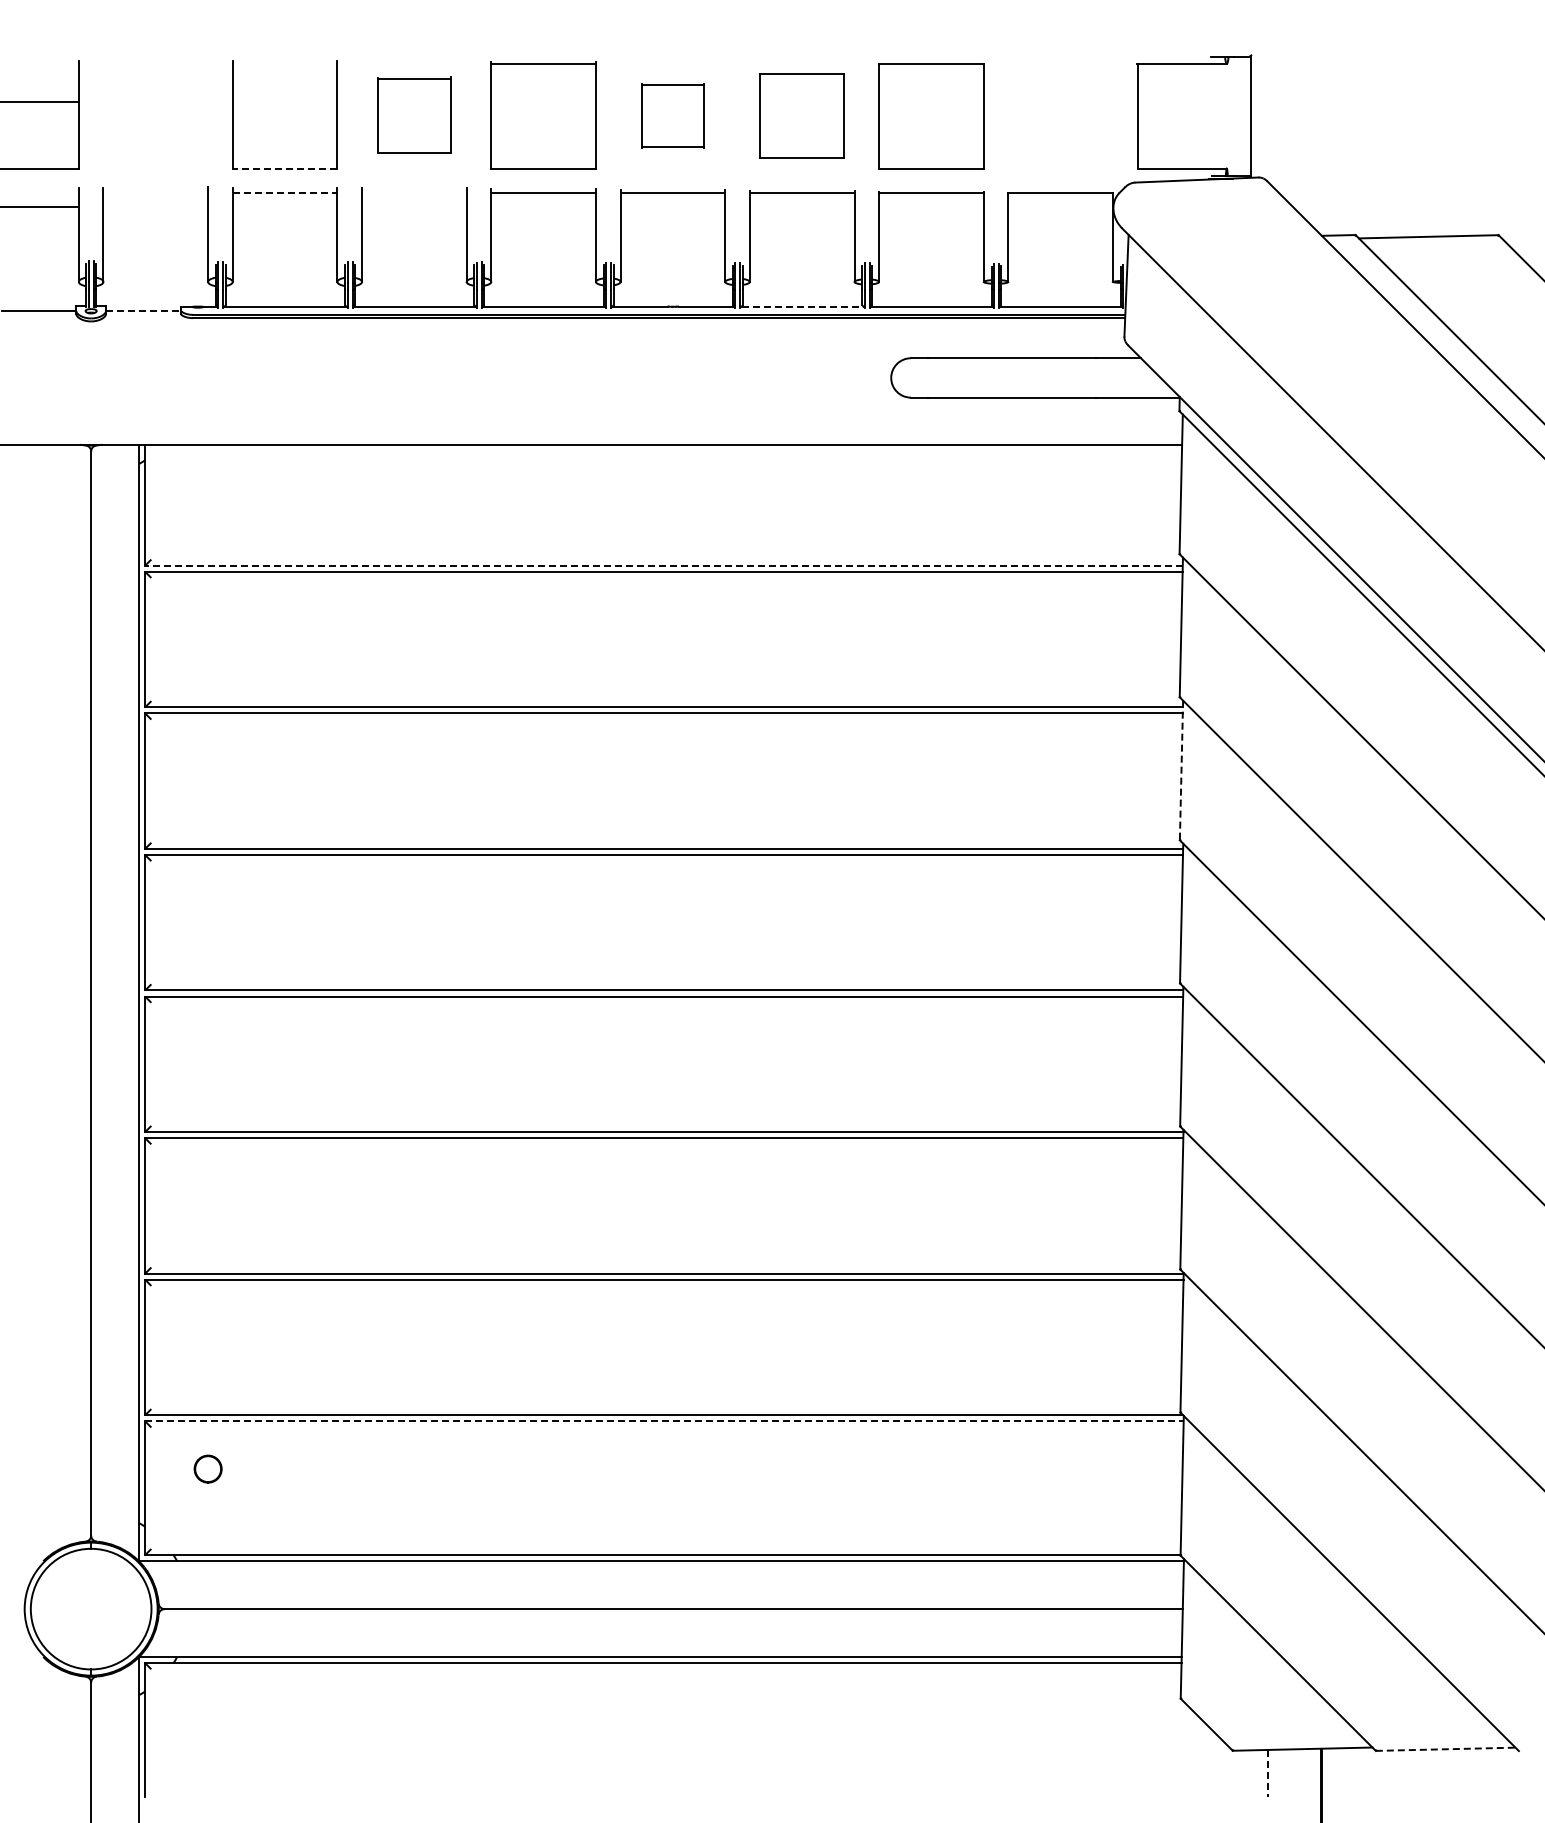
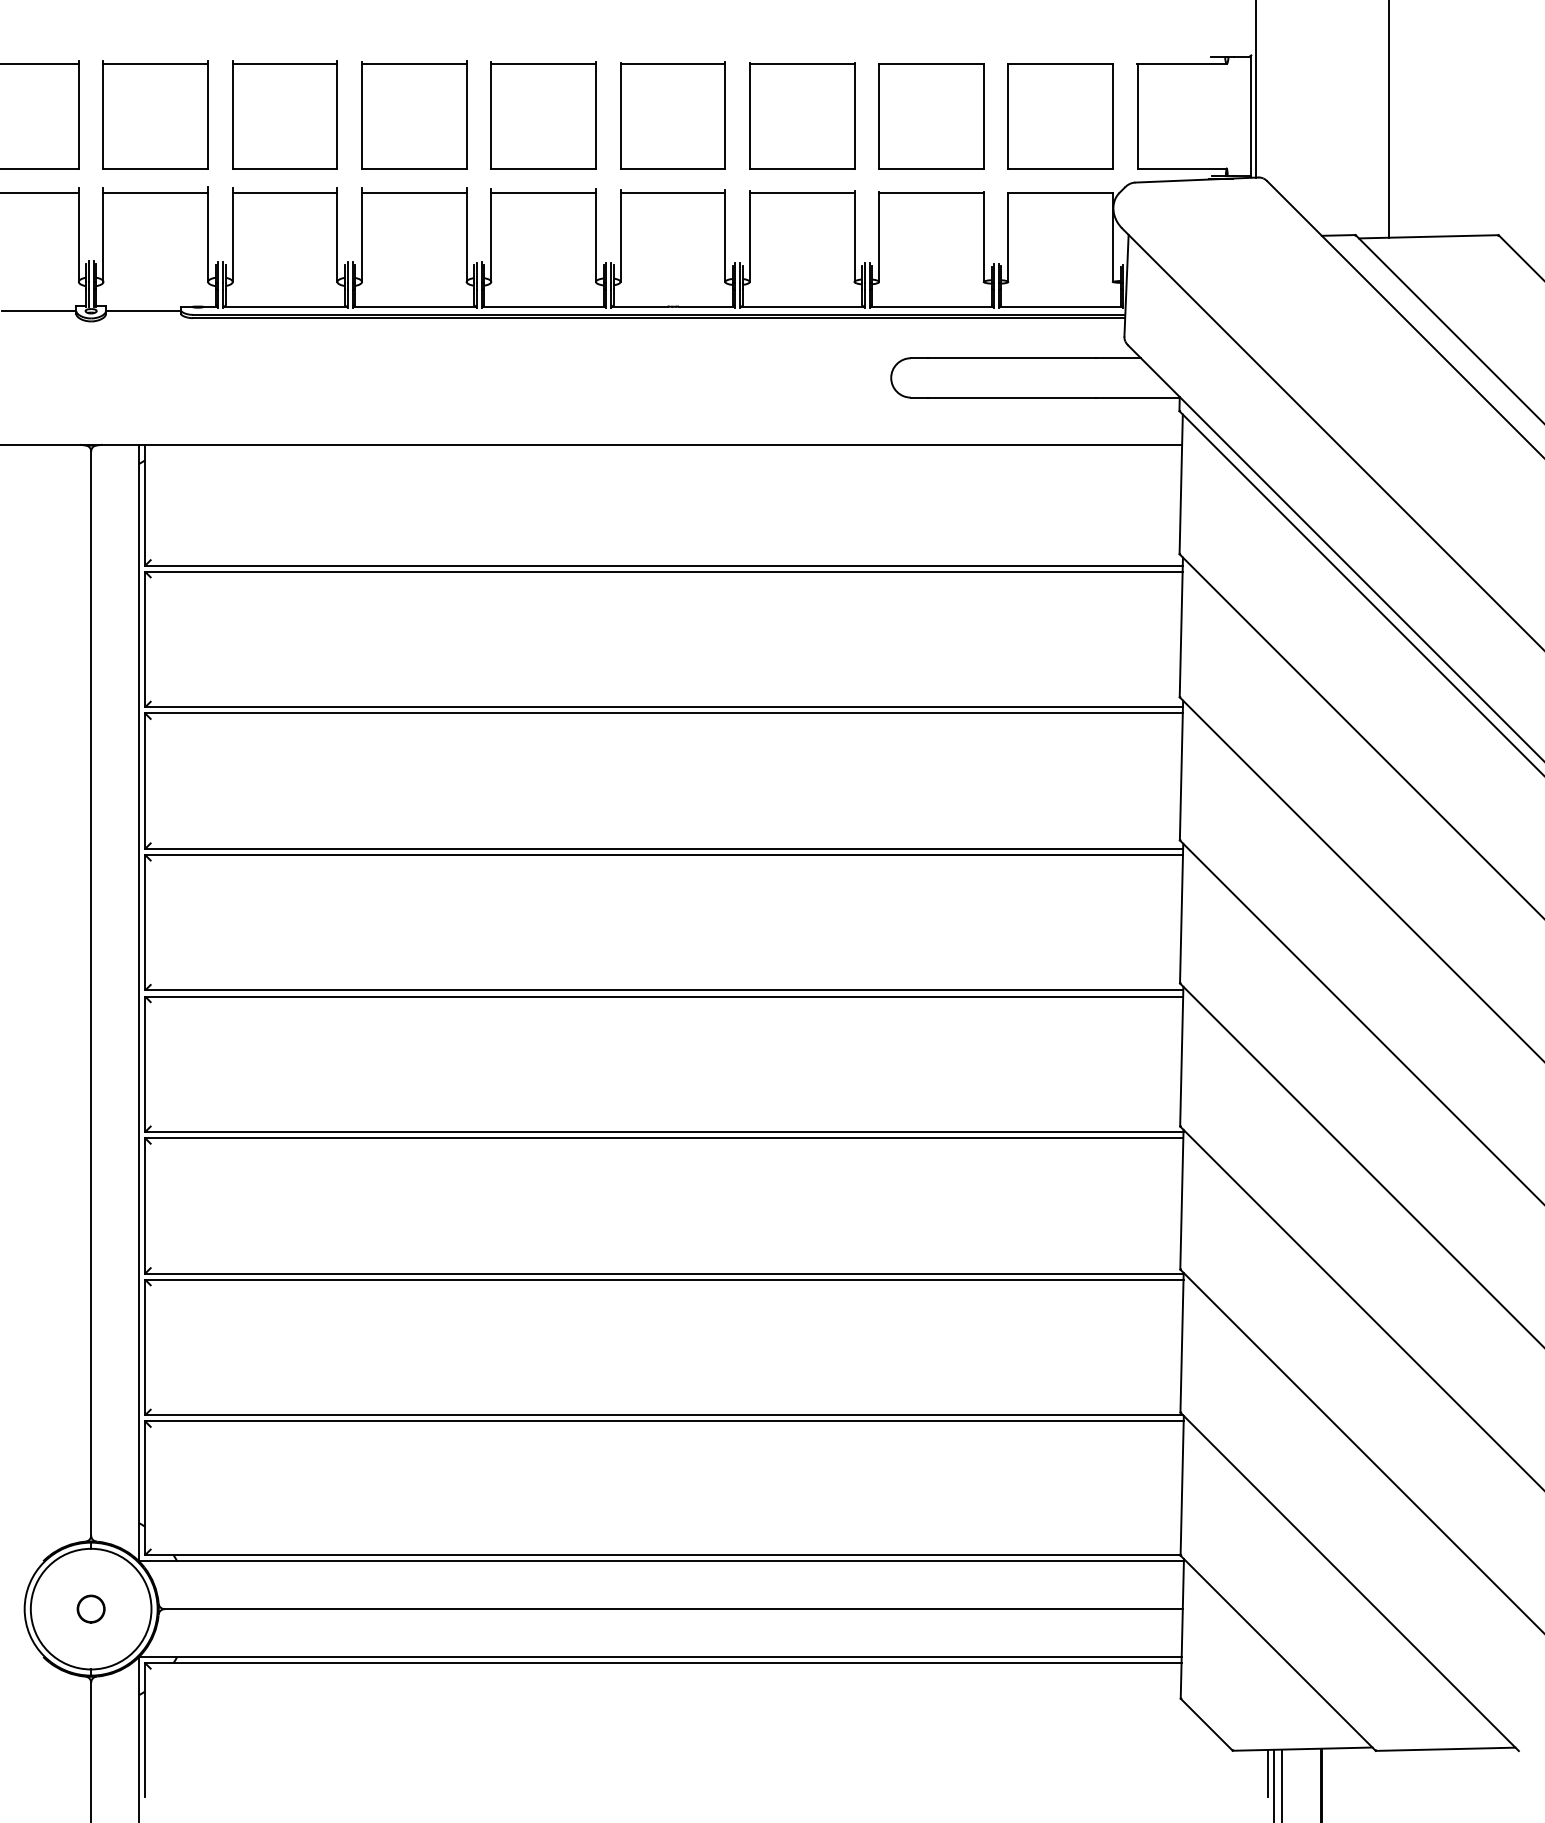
line: none -> present (284, 64)
line: none -> present (1255, 89)
line position: (40, 102) -> (40, 64) (40, 64)
part: none -> present (155, 114)
part size: 75x78 px -> 107x110 px (414, 114)
part size: 64x66 px -> 106x109 px (672, 115)
part size: 86x86 px -> 107x108 px (802, 115)
part: none -> present (1060, 116)
line: none -> present (1389, 119)
line: dashed -> solid (284, 168)
line: none -> present (155, 193)
line: dashed -> solid (285, 193)
line: none -> present (414, 193)
line position: (40, 207) -> (40, 193) (40, 193)
line: dashed -> solid (802, 306)
line: dashed -> solid (143, 311)
line: dashed -> solid (663, 565)
line: dashed -> solid (1181, 770)
line: dashed -> solid (664, 1421)
part position: (207, 1468) -> (90, 1608) (90, 1608)
line: dashed -> solid (1445, 1749)
line: dashed -> solid (1268, 1773)
line: none -> present (1274, 1784)
line: none -> present (1281, 1784)
